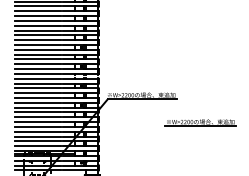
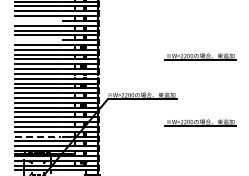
line: present -> none (37, 20)
line: present -> none (37, 40)
part: none -> present (200, 56)
line: solid -> dashed (37, 136)
